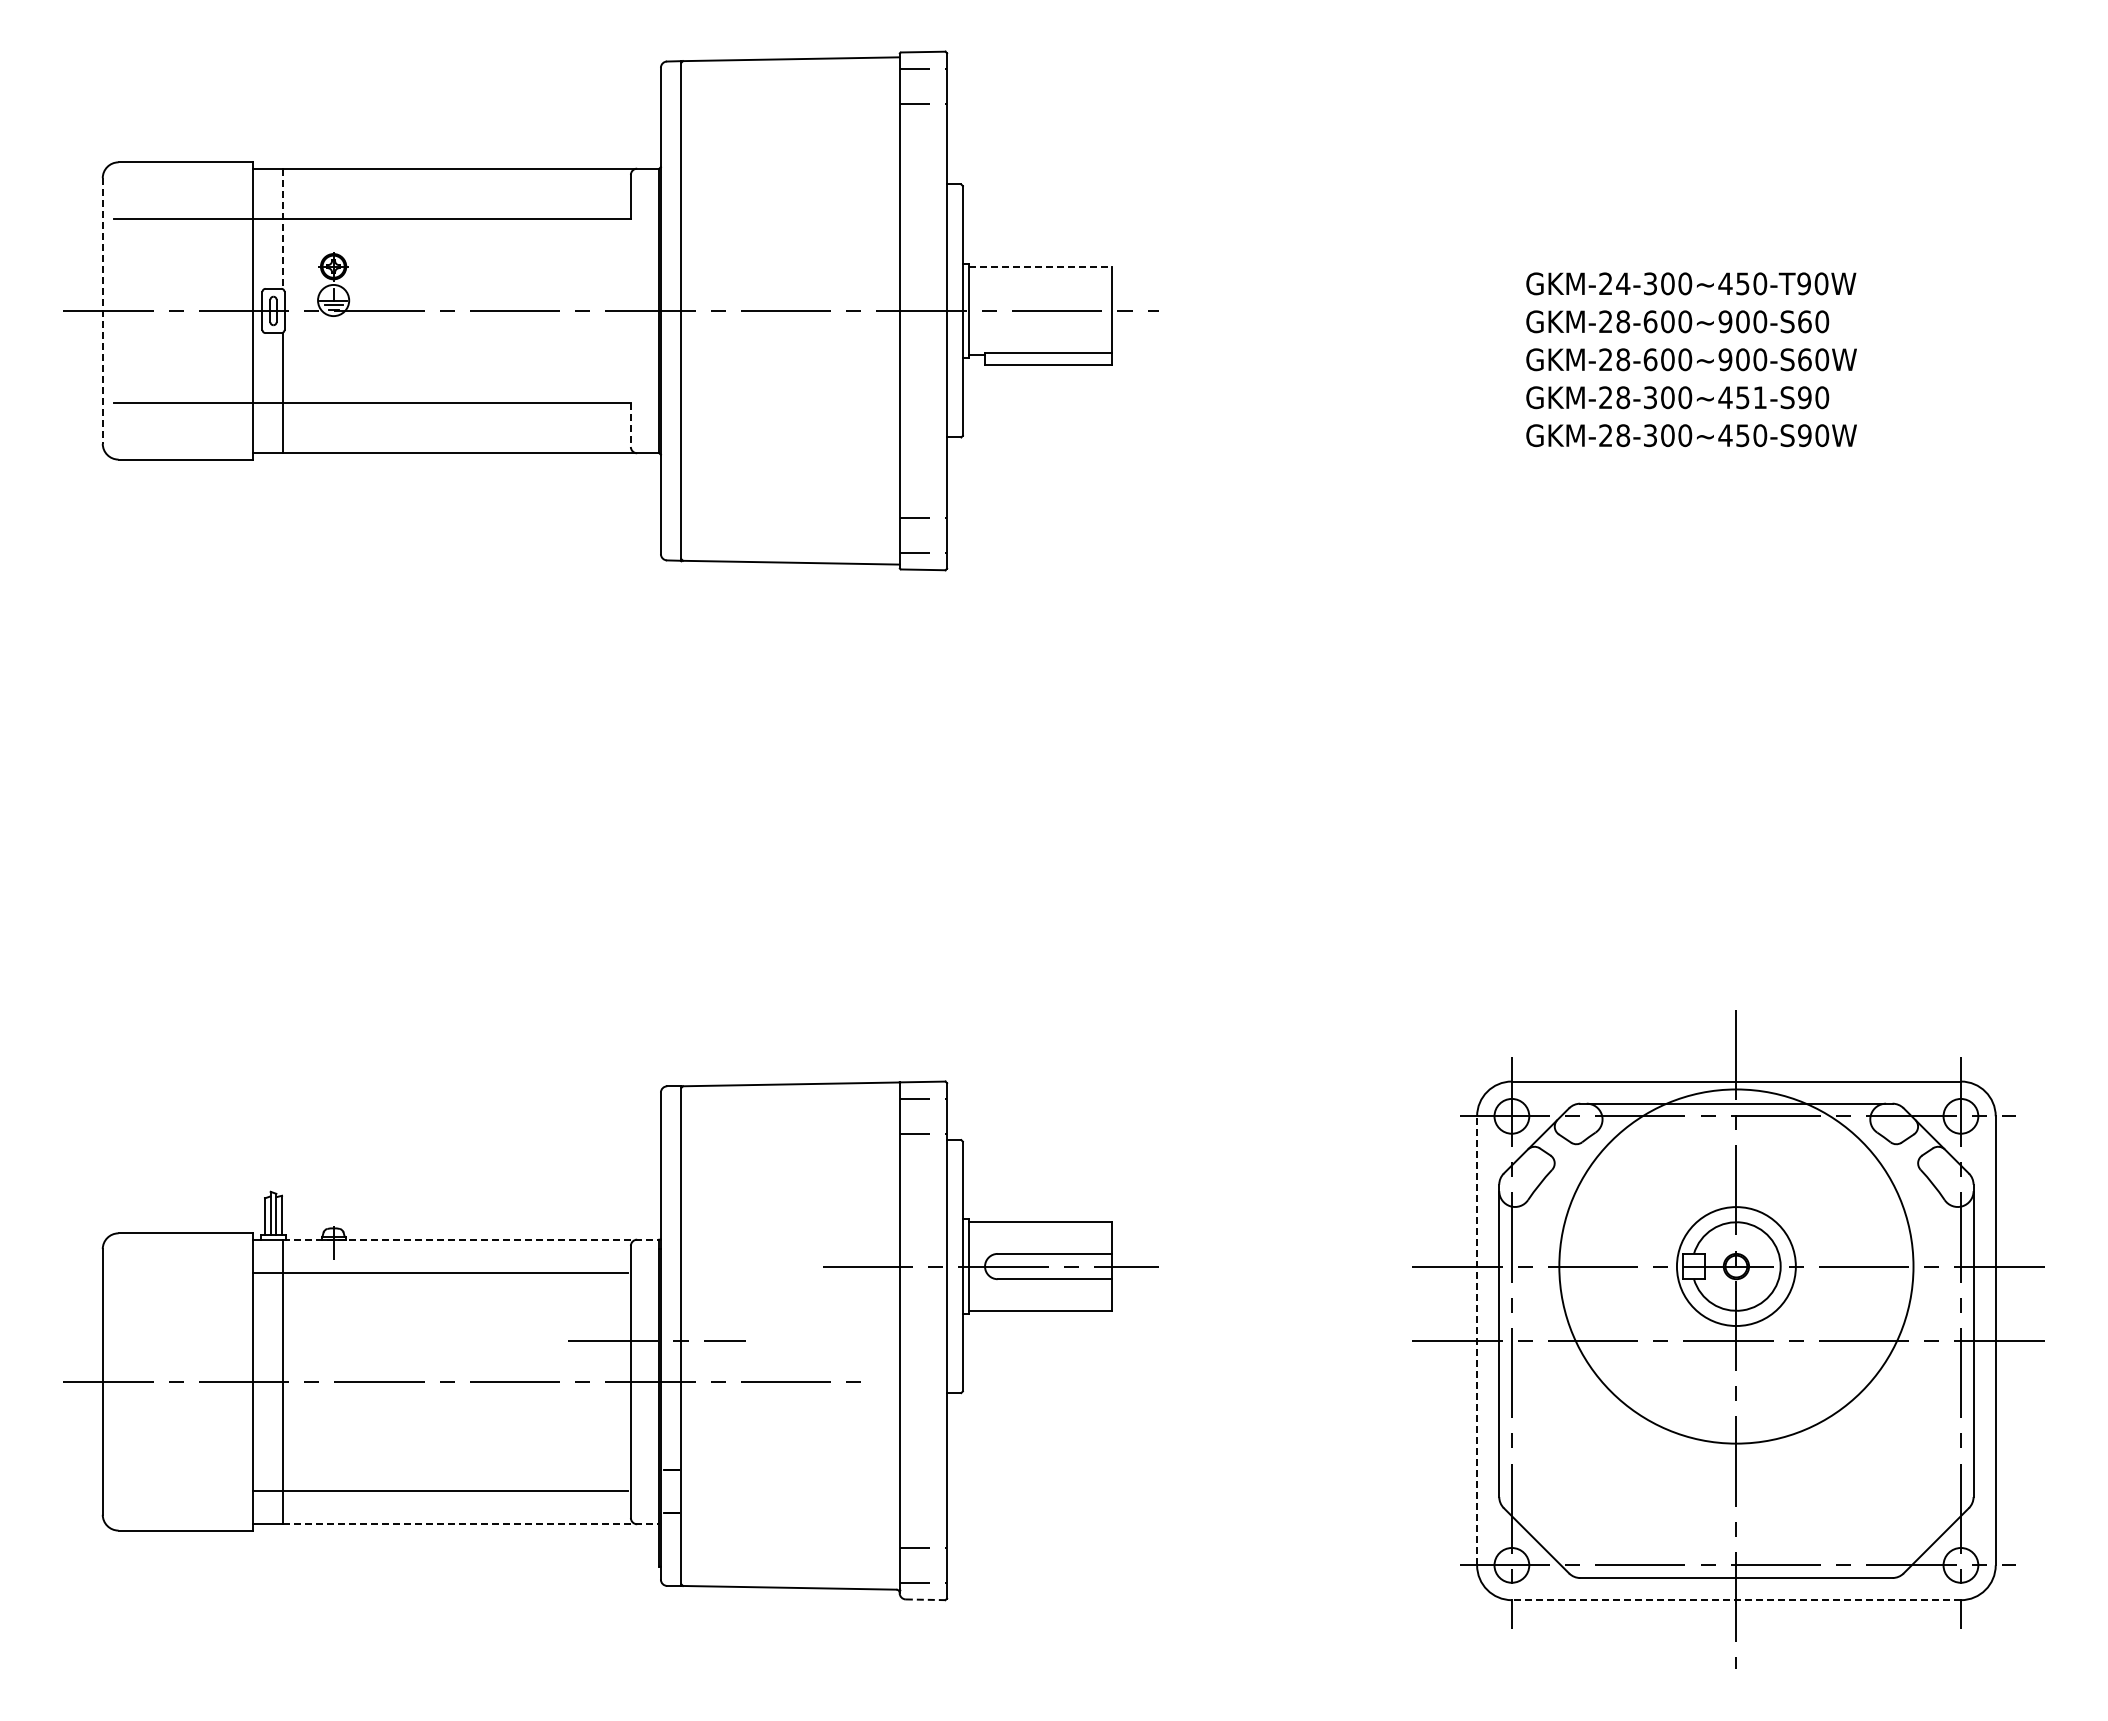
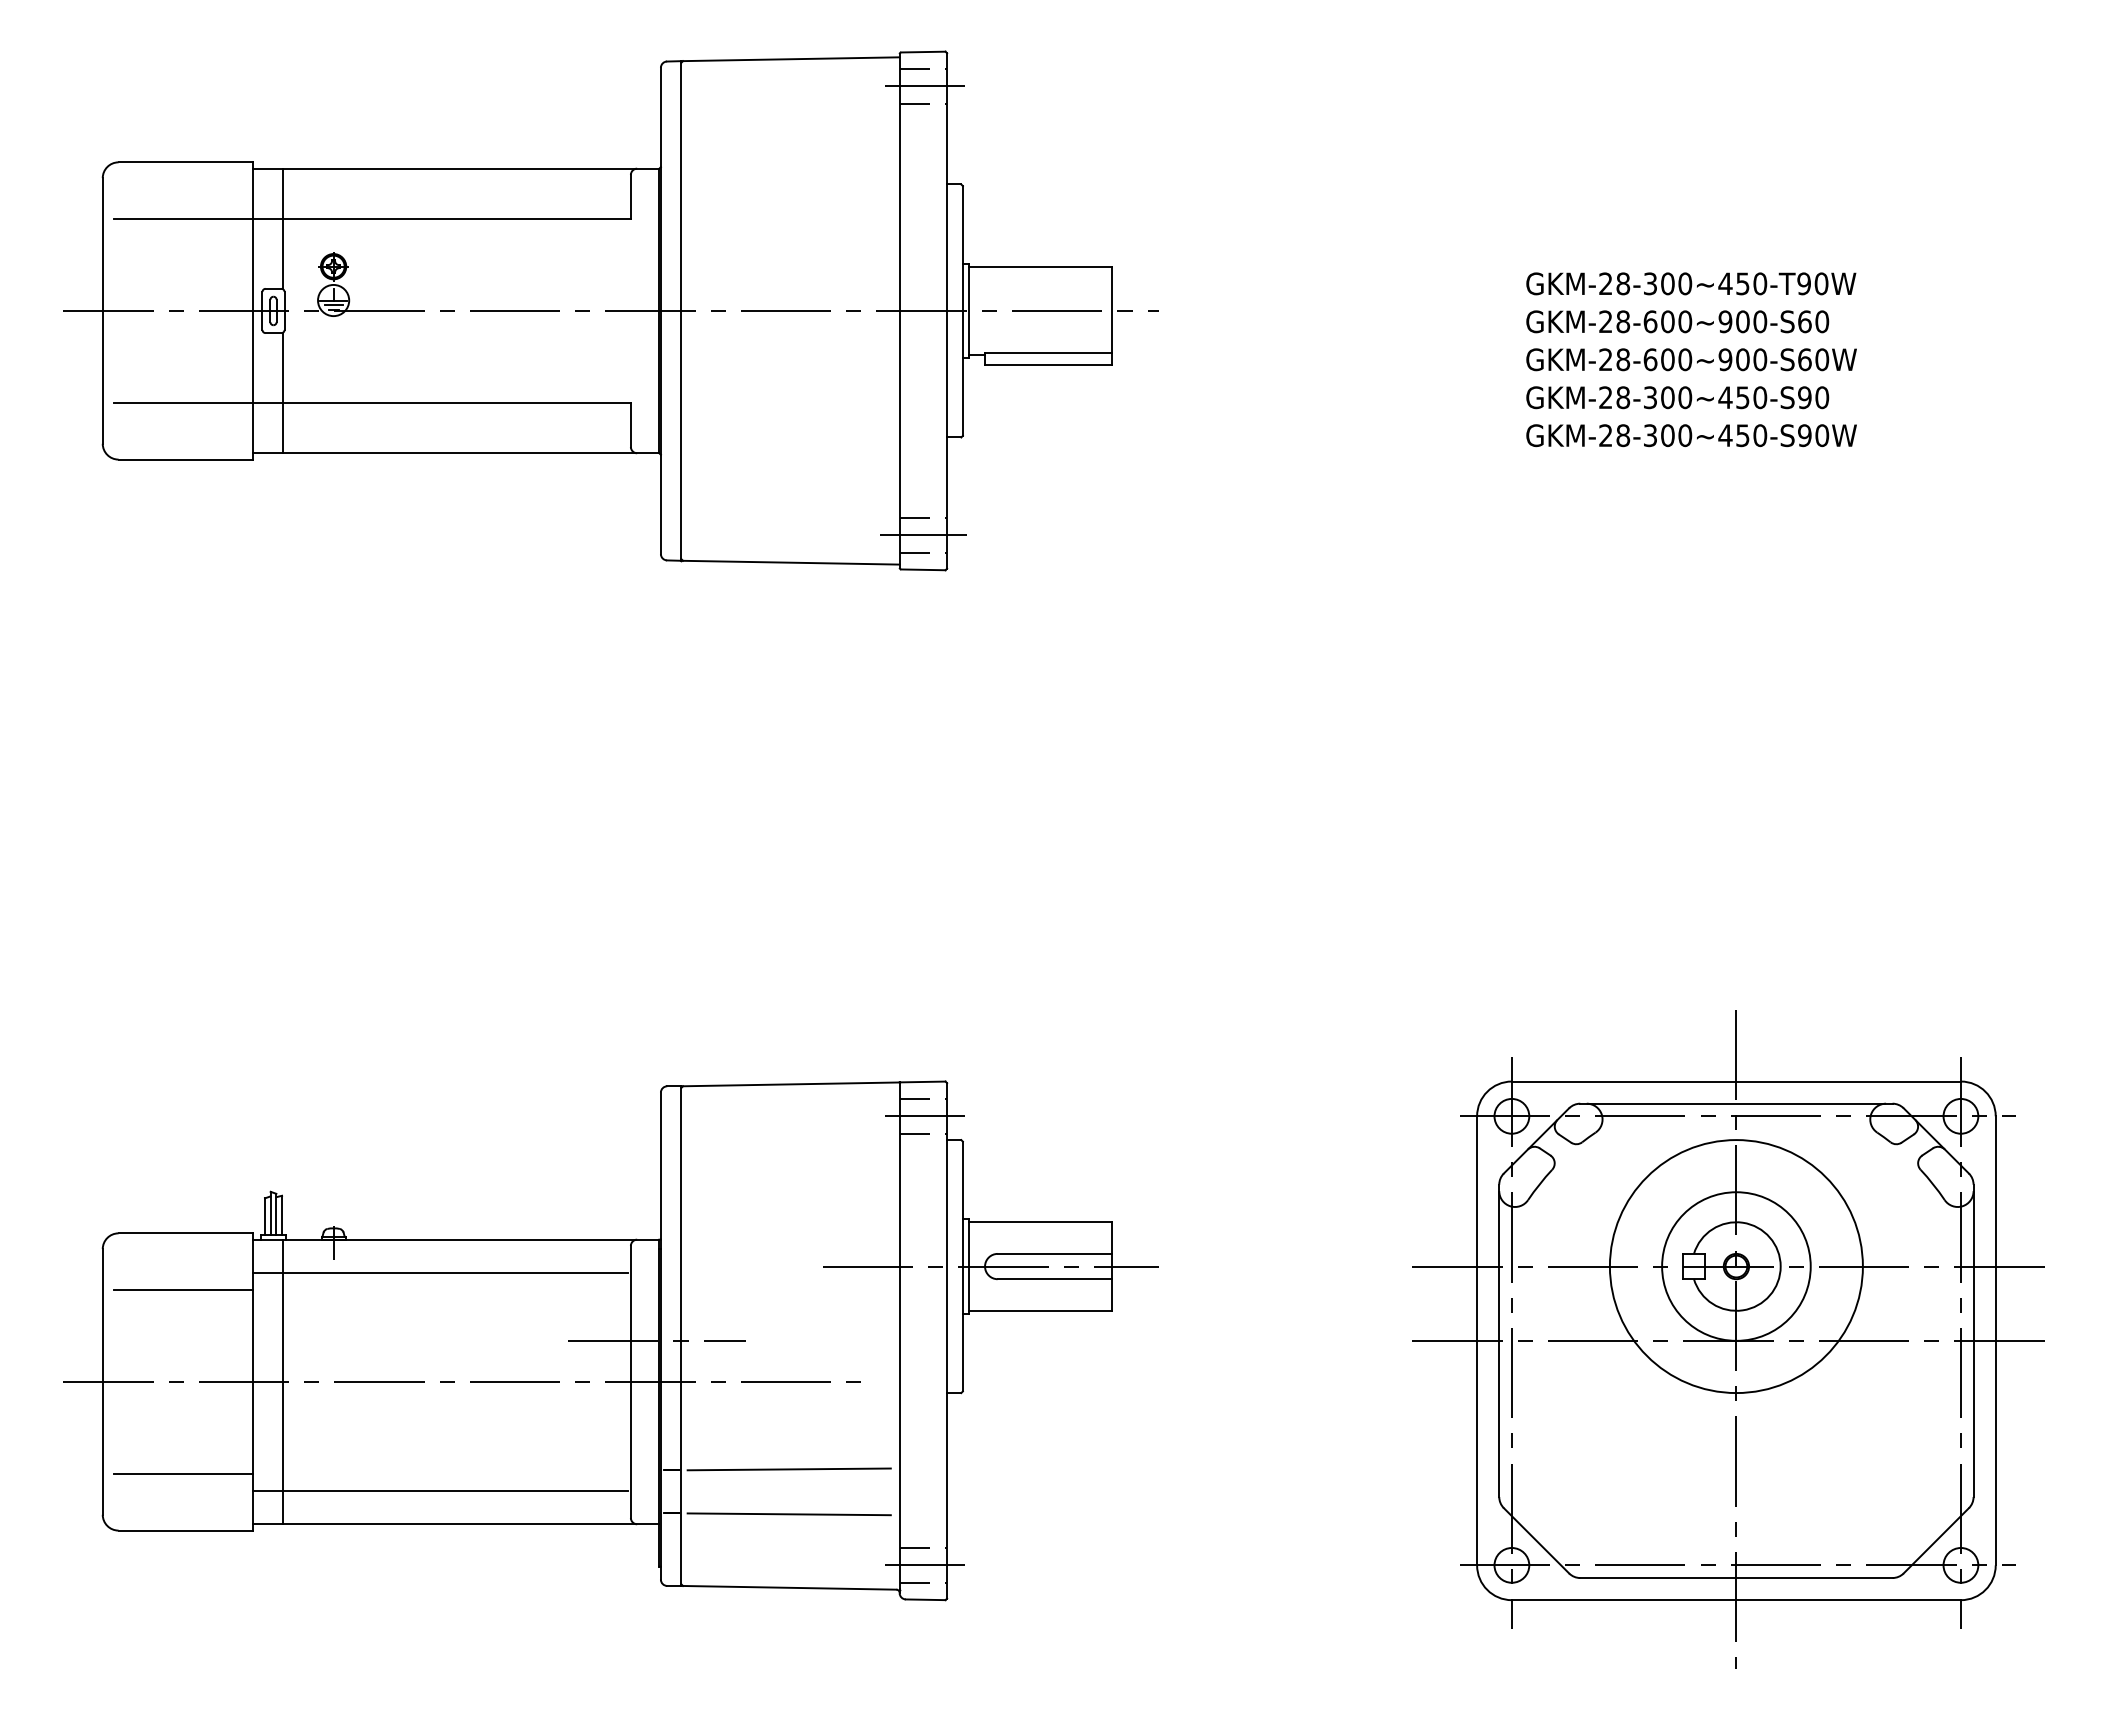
line: none -> present (924, 86)
line: dashed -> solid (283, 229)
line: dashed -> solid (1040, 266)
text: GKM-24-300~450-T90W -> GKM-28-300~450-T90W (1623, 283)
line: dashed -> solid (102, 310)
text: GKM-28-300~451-S90 -> GKM-28-300~450-S90 (1760, 397)
line: dashed -> solid (630, 425)
line: none -> present (923, 535)
line: none -> present (924, 1116)
line: dashed -> solid (471, 1239)
circle diameter: 119 px -> 149 px (1736, 1266)
circle diameter: 354 px -> 253 px (1735, 1266)
line: none -> present (182, 1290)
line: dashed -> solid (1477, 1340)
line: none -> present (788, 1469)
line: none -> present (182, 1473)
line: none -> present (788, 1514)
line: dashed -> solid (471, 1524)
line: none -> present (924, 1565)
line: dashed -> solid (925, 1599)
line: dashed -> solid (1736, 1600)
